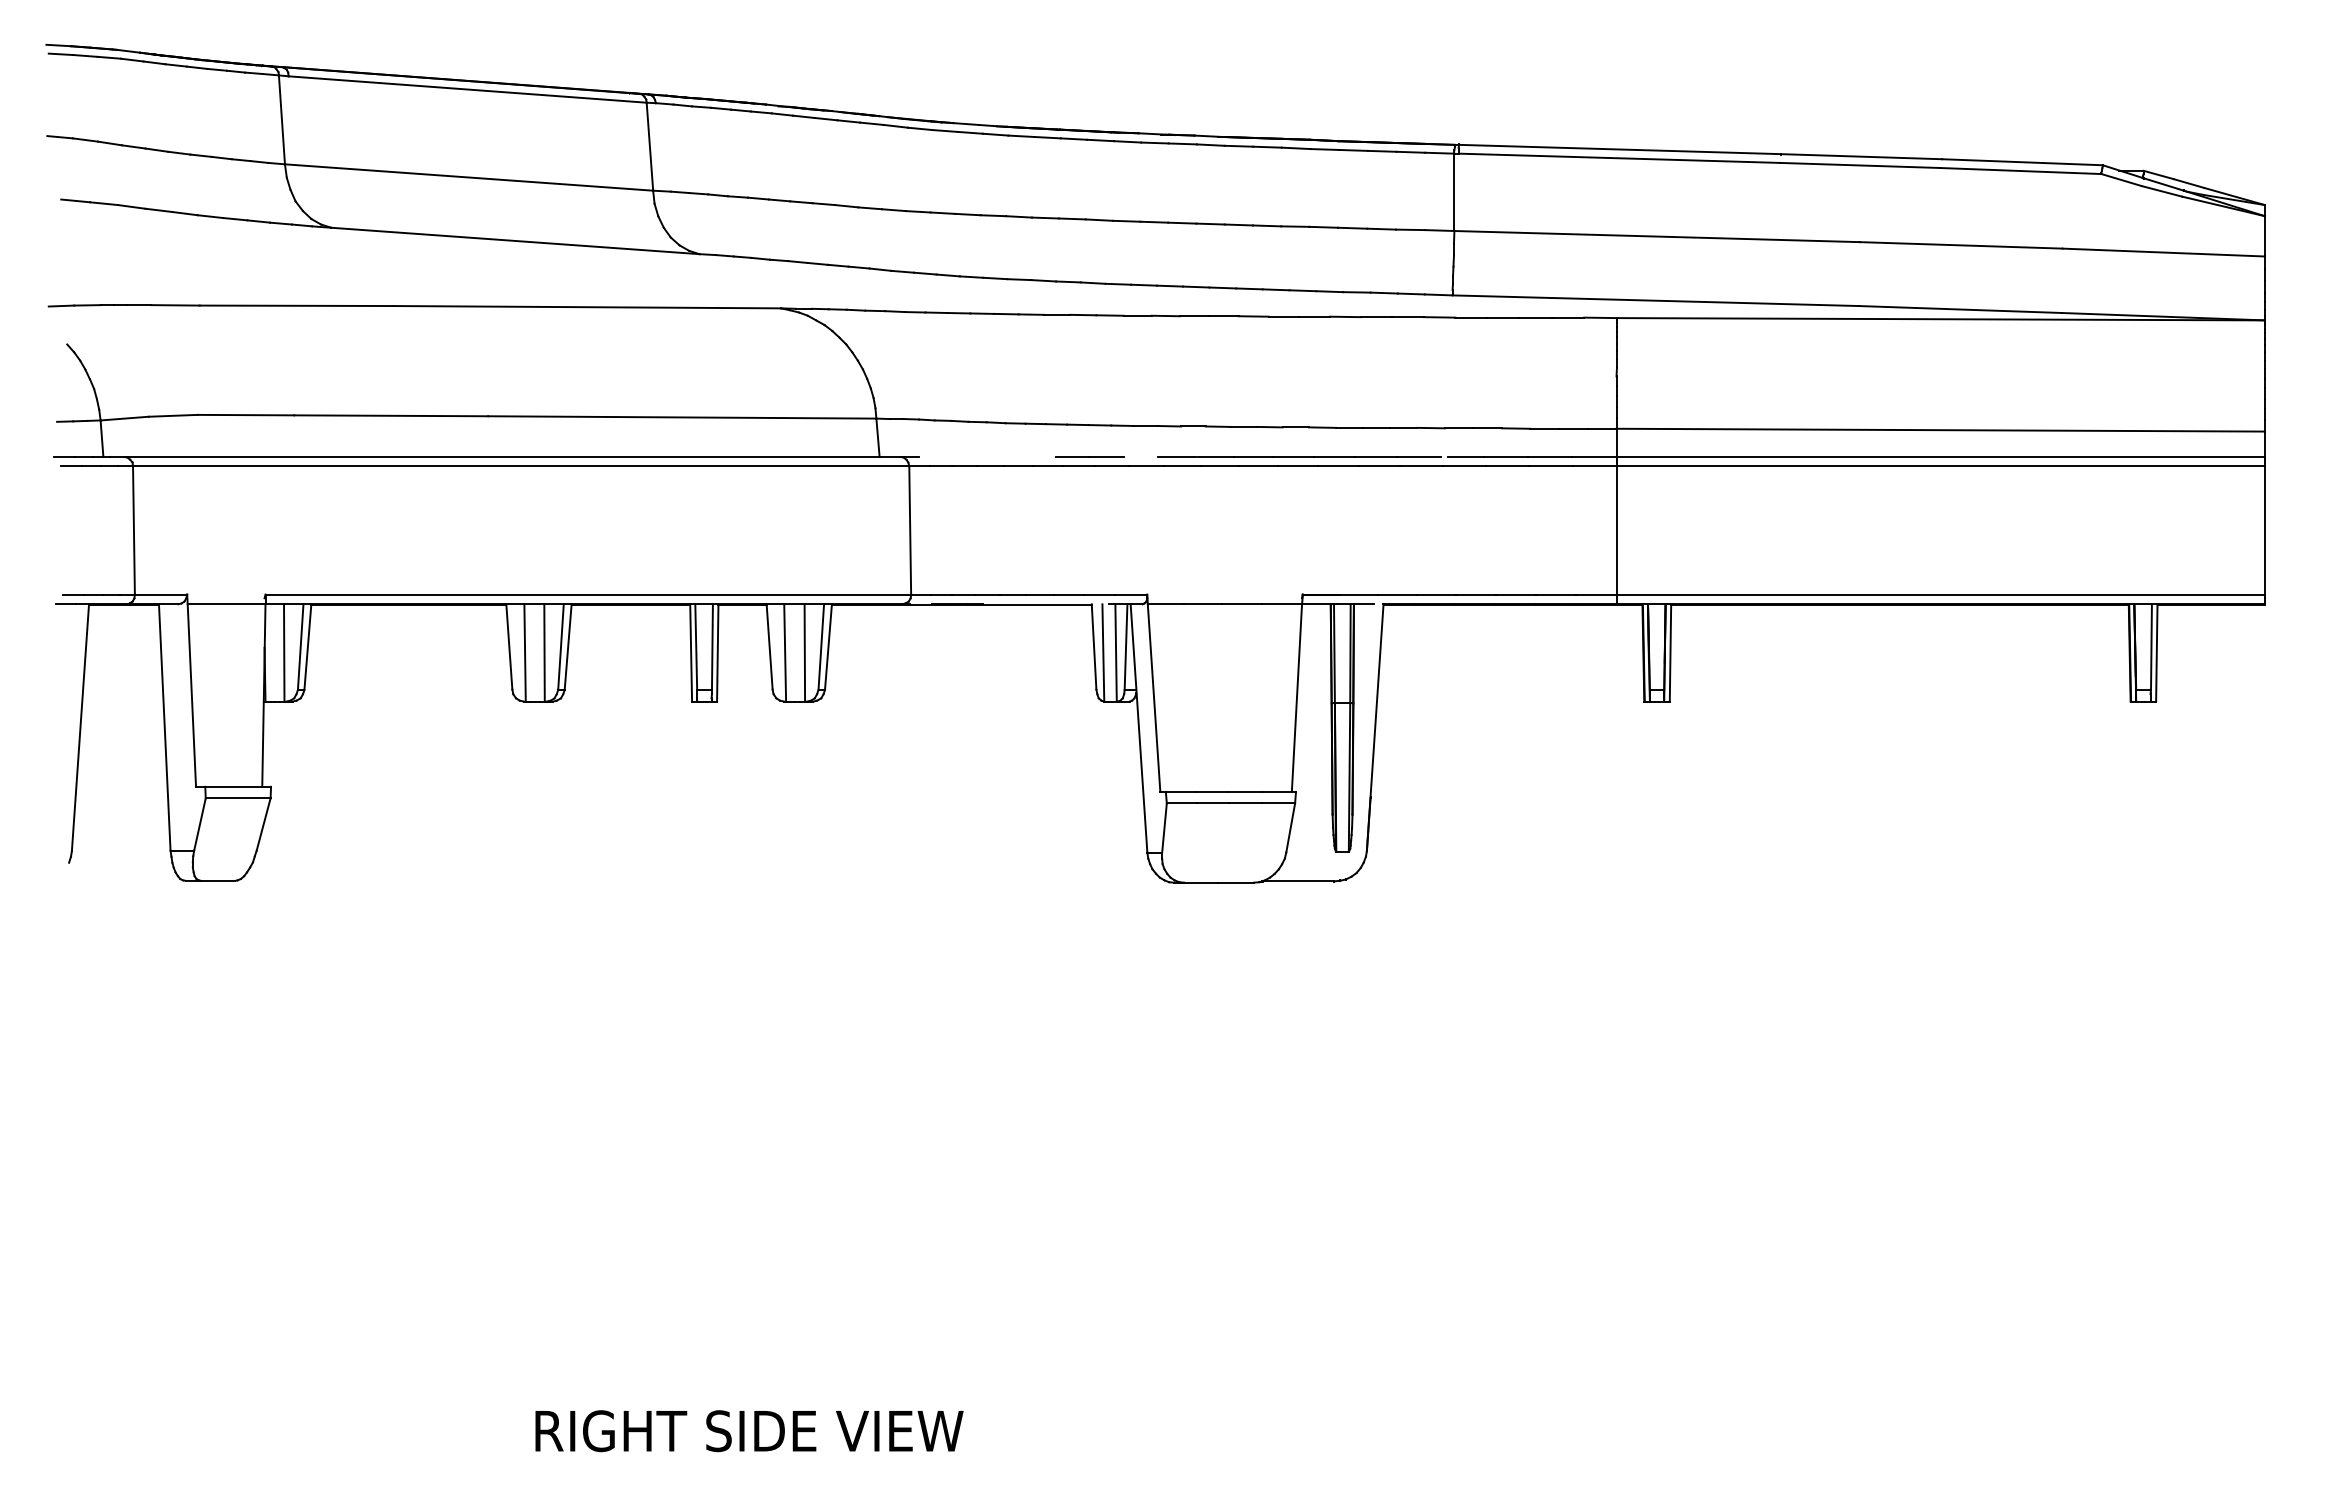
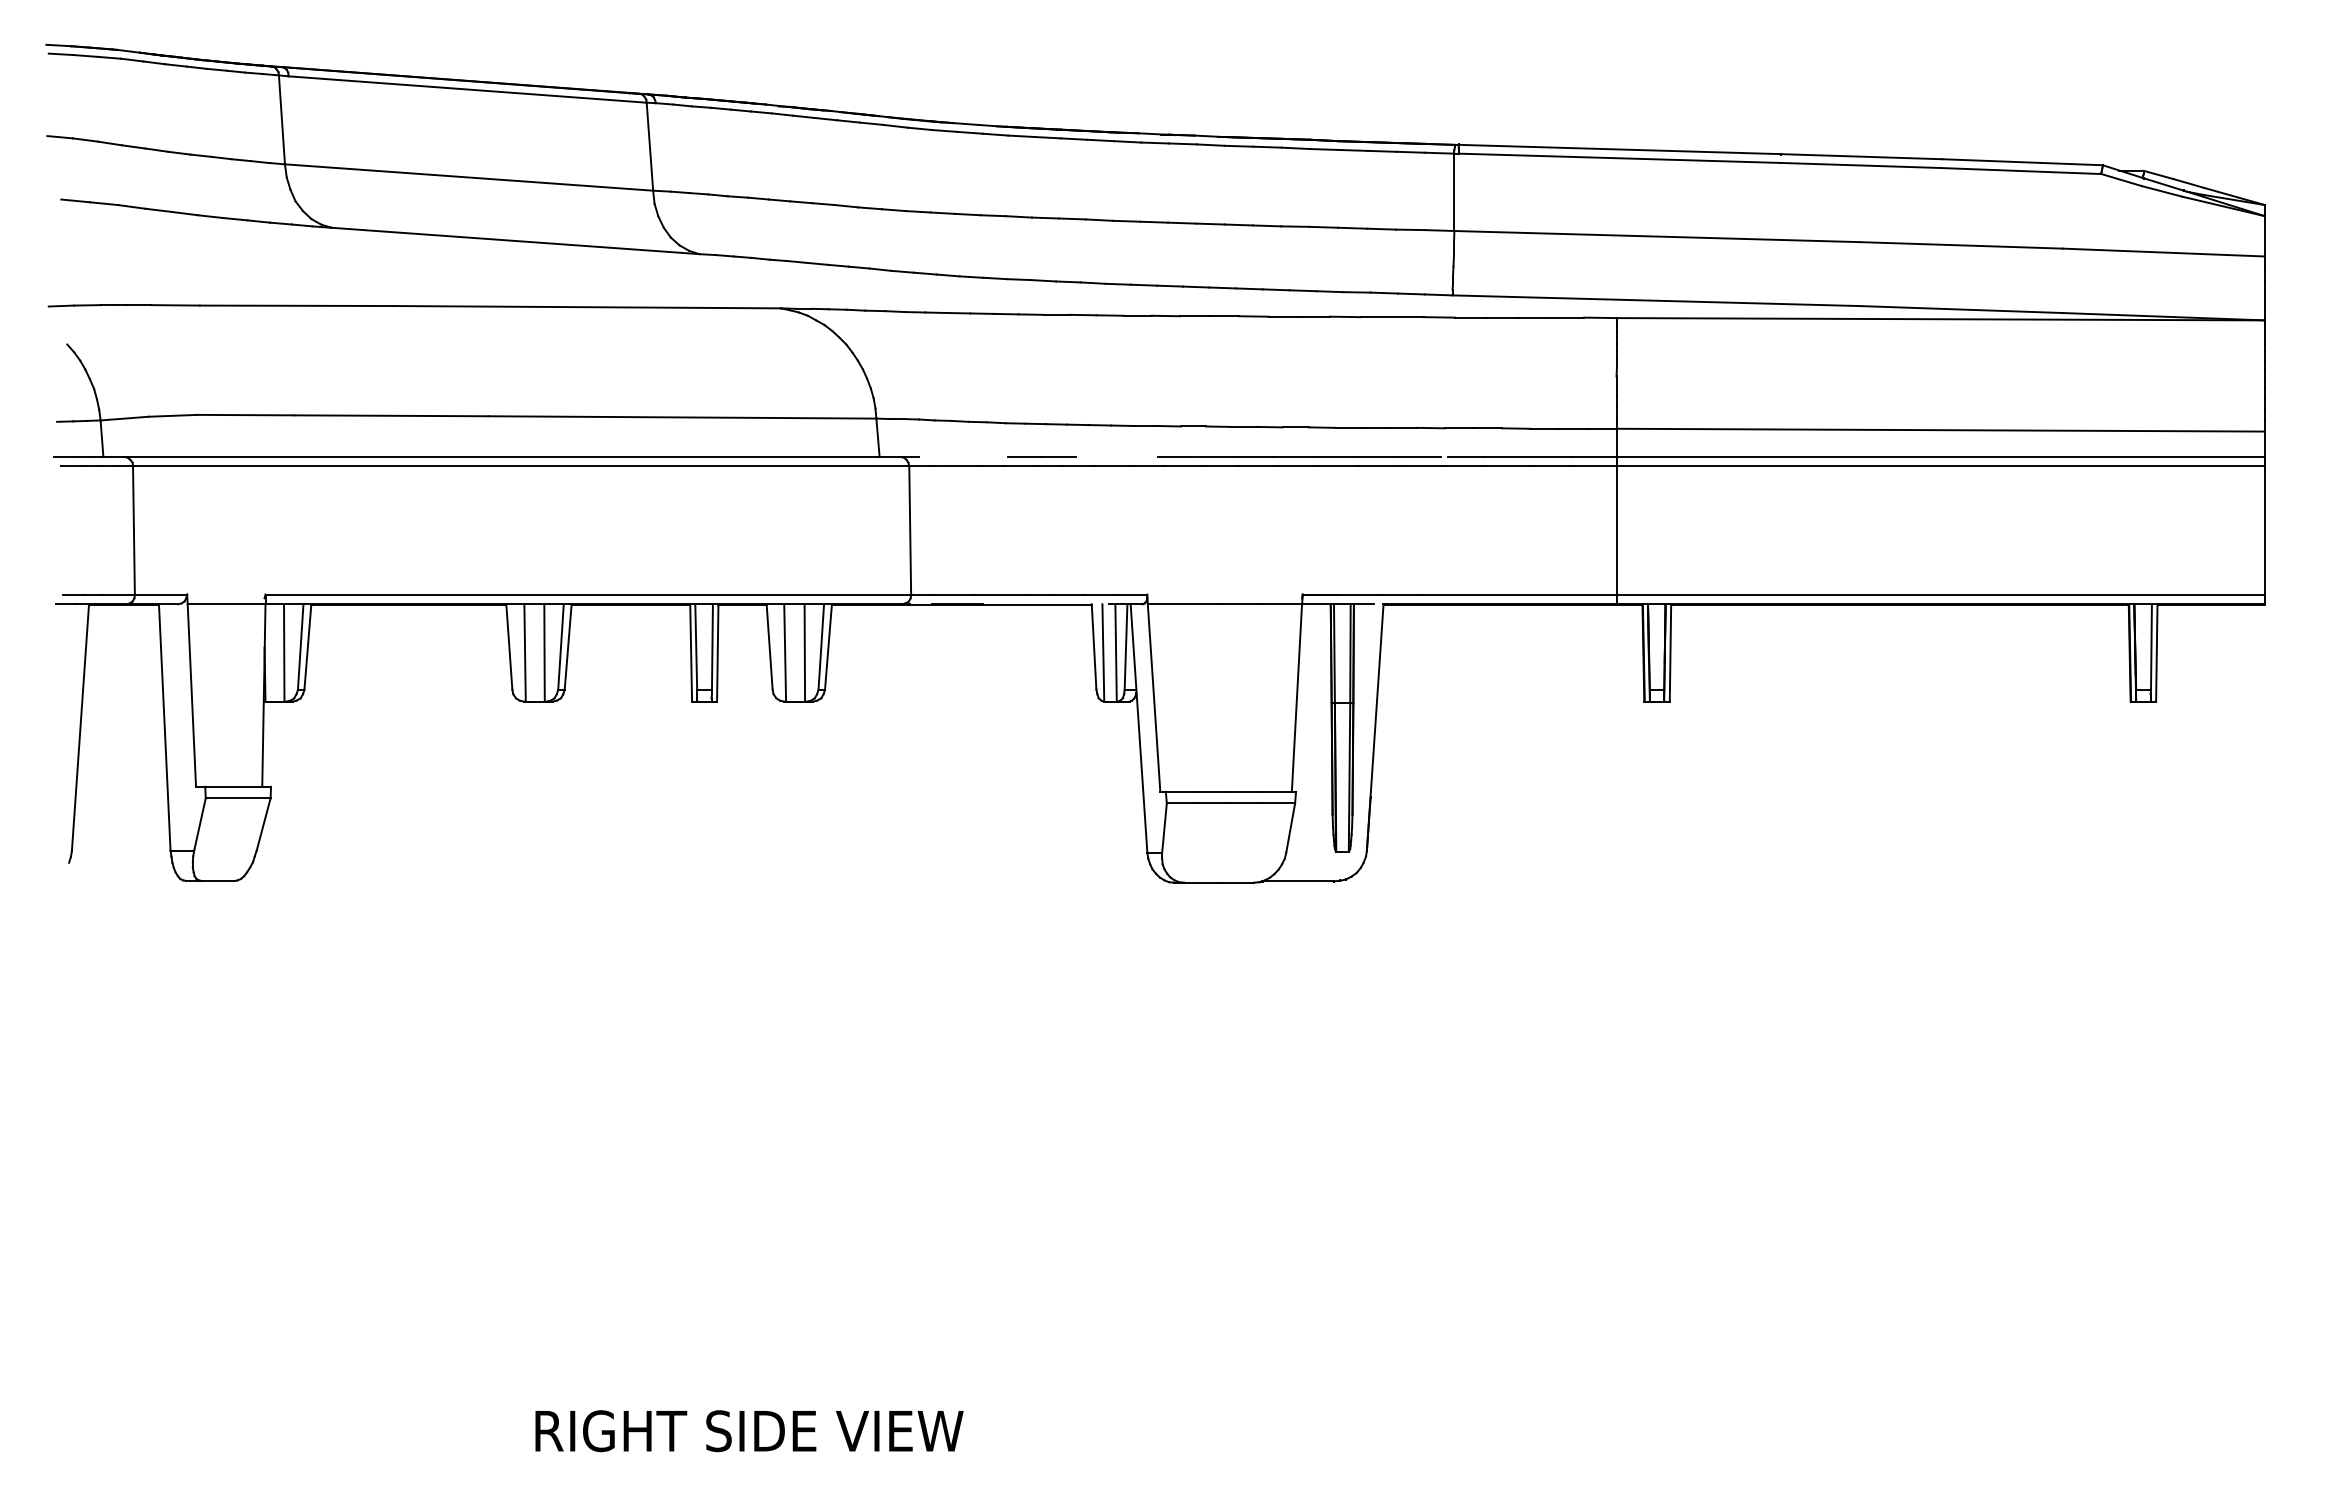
line position: (1089, 456) -> (1041, 456) (1041, 456)
